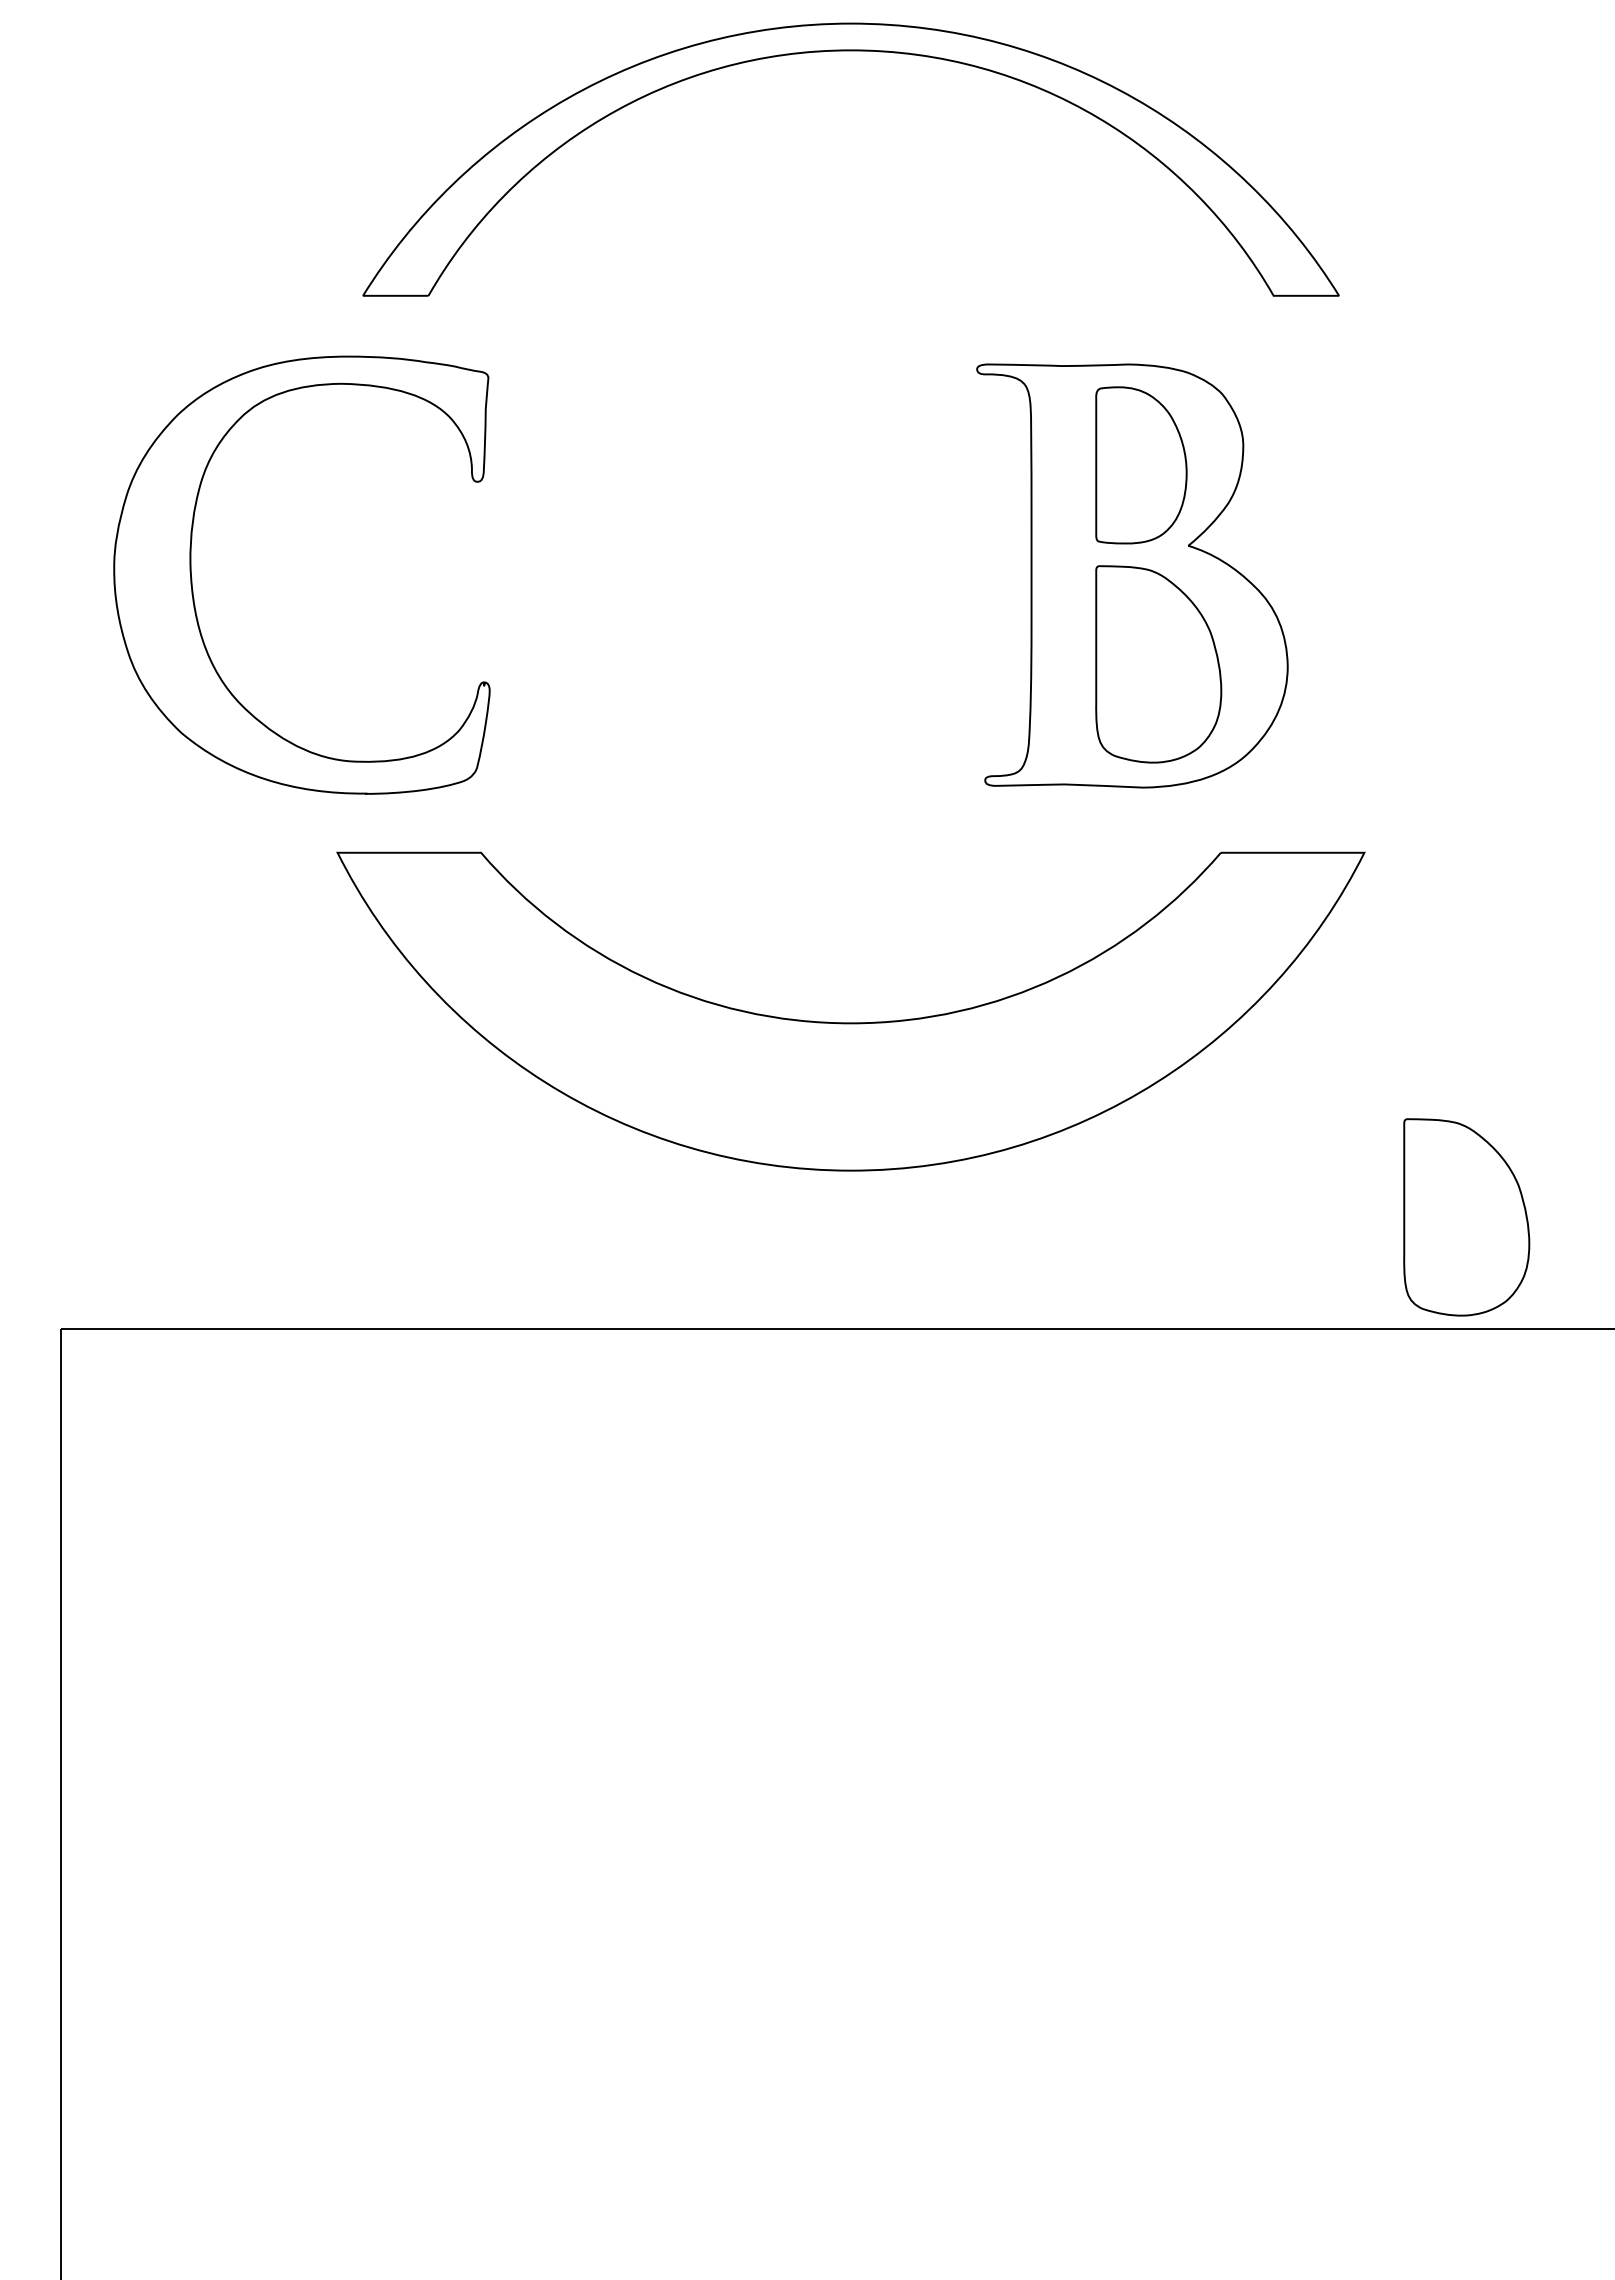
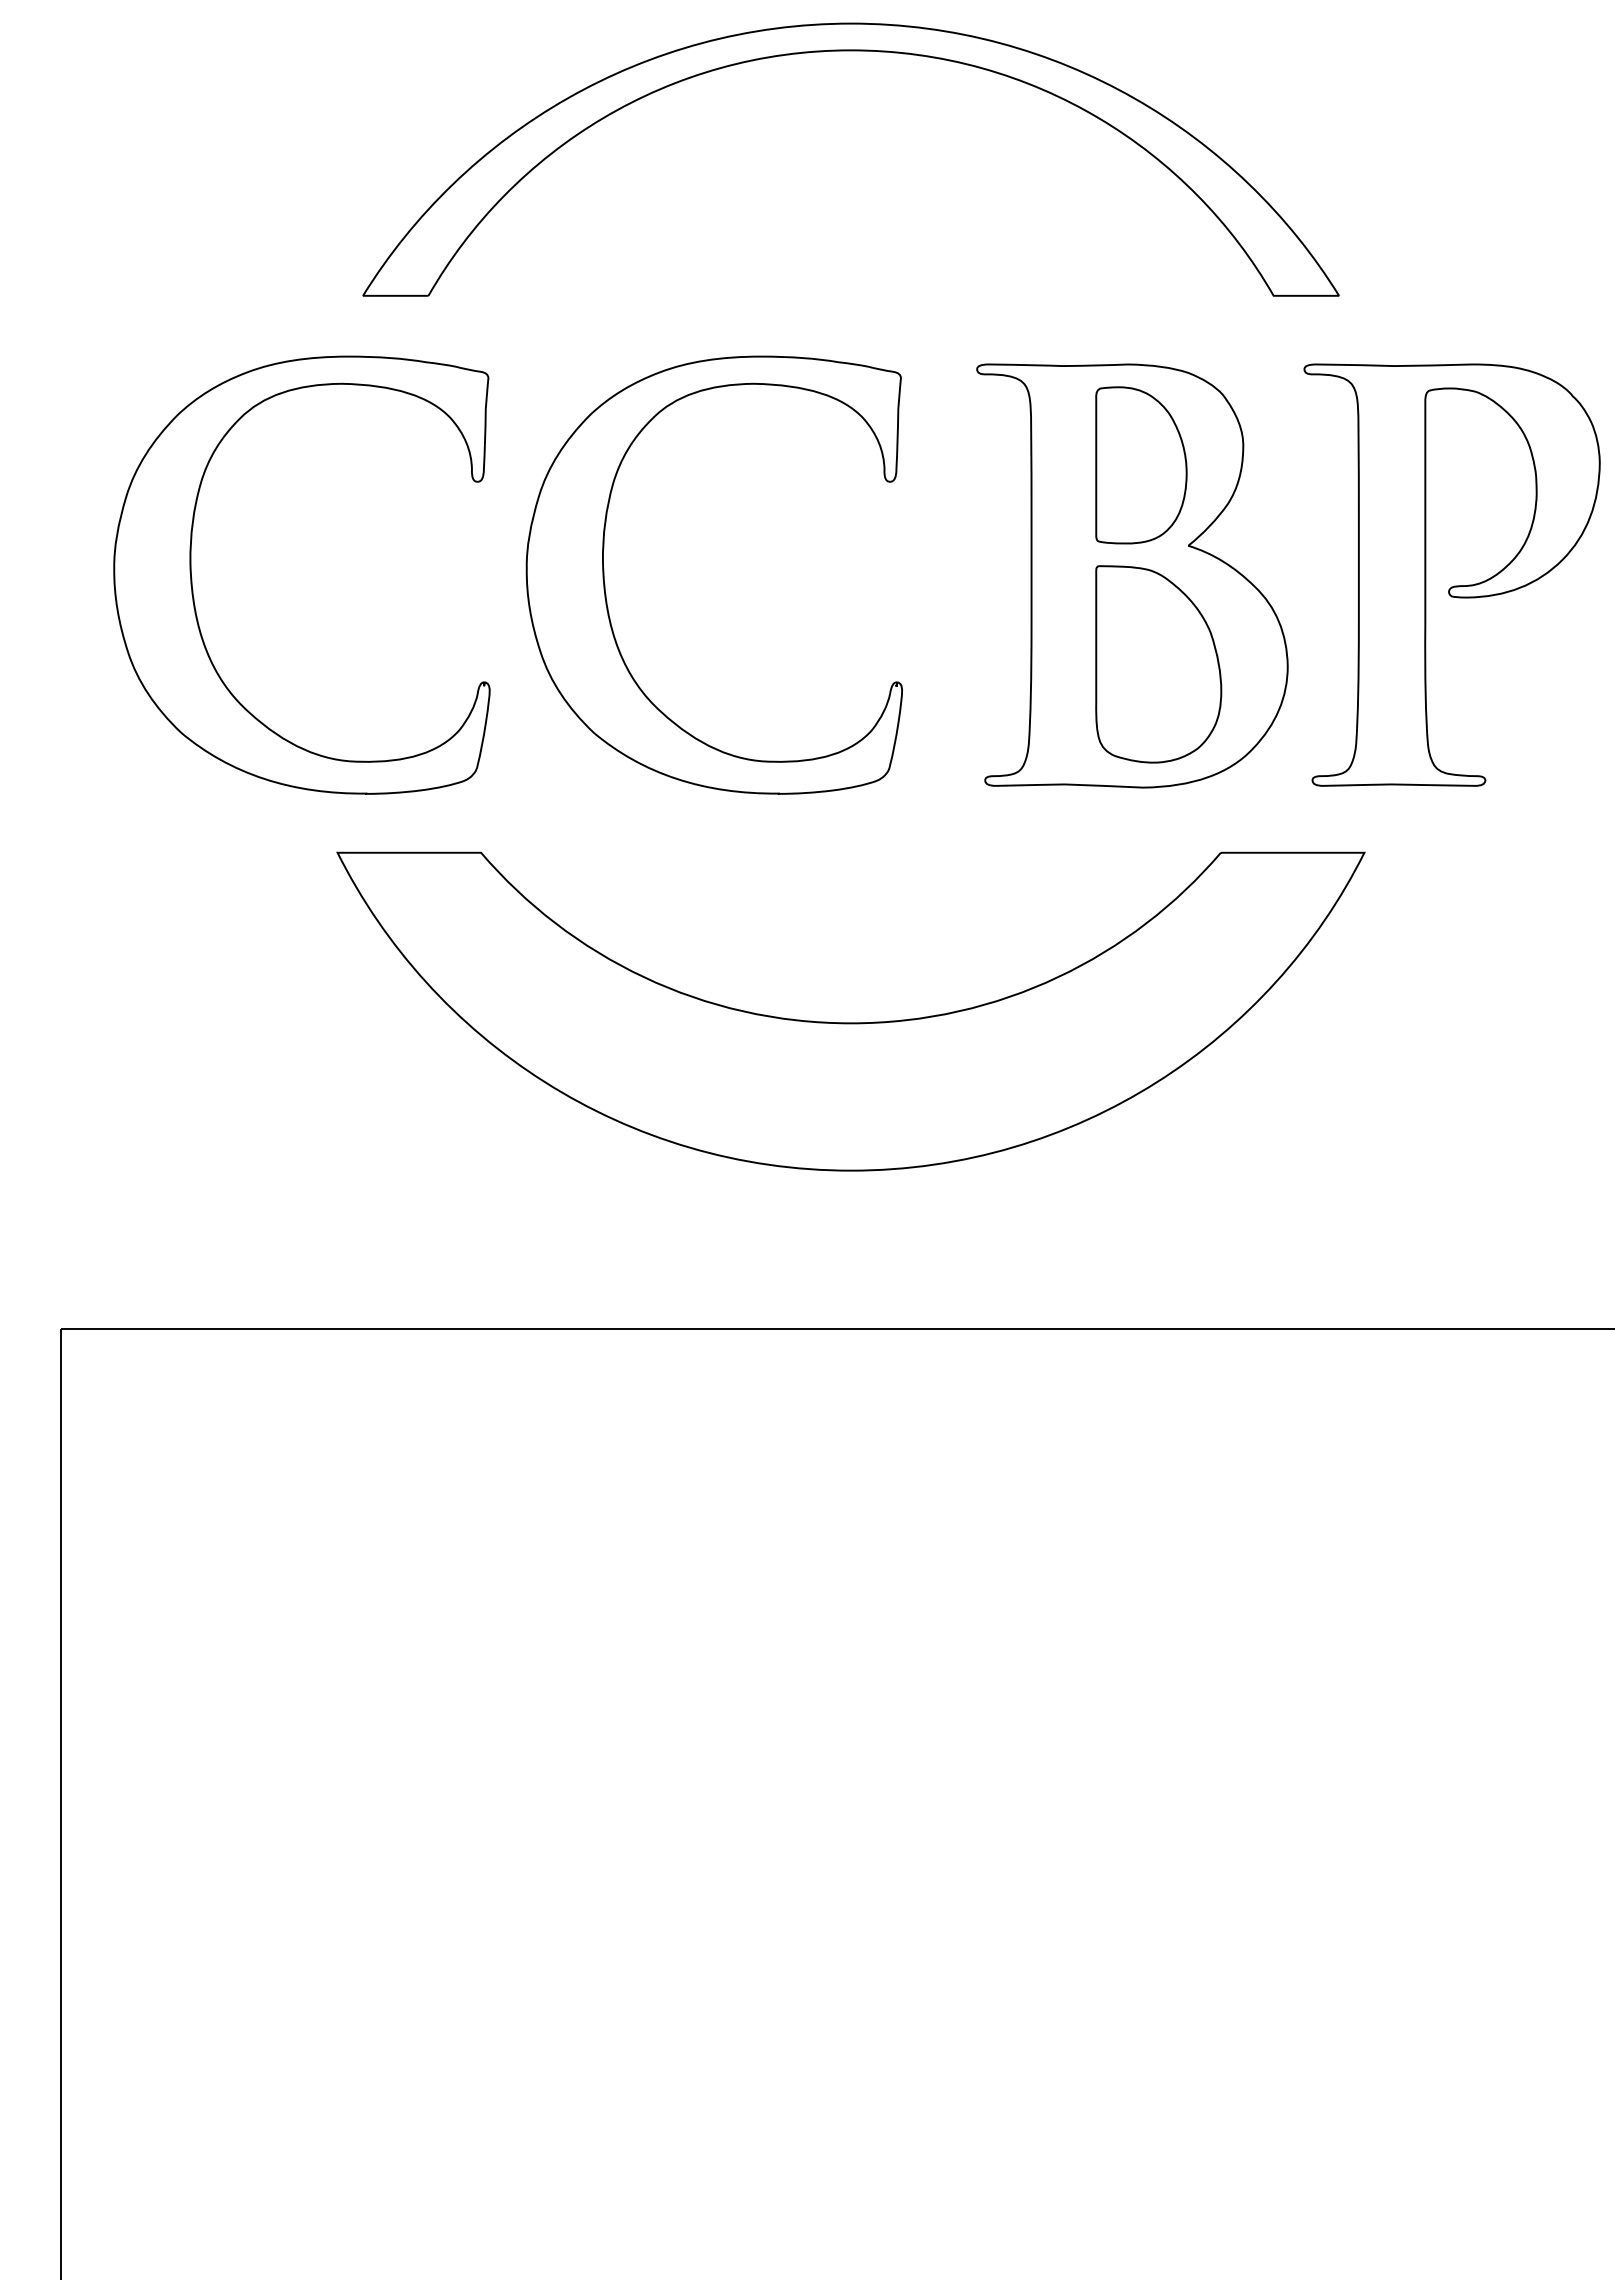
part: none -> present (605, 584)
part: none -> present (1454, 585)
part: present -> none (1466, 1217)
